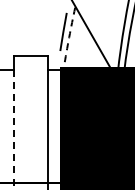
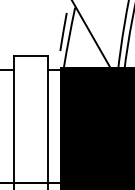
arc: dashed -> solid (69, 37)
line: dashed -> solid (14, 129)
